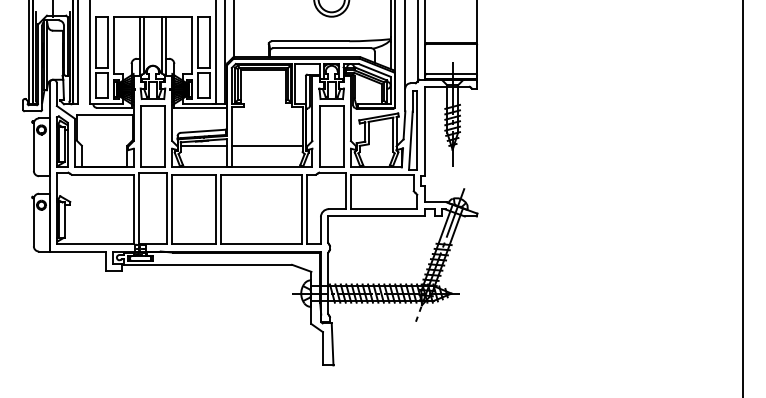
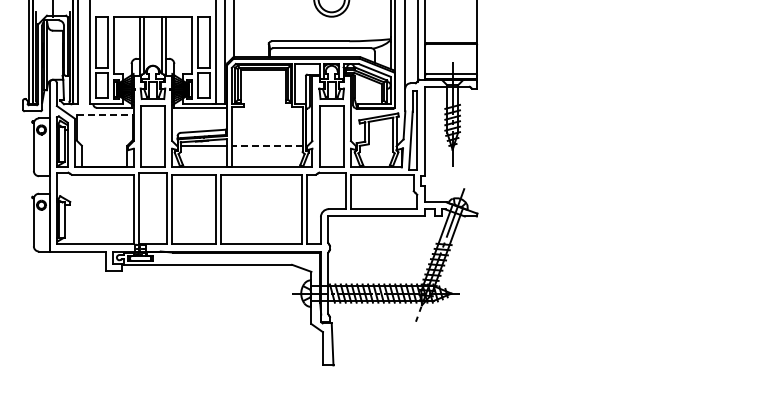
line: solid -> dashed (105, 114)
line: solid -> dashed (266, 146)
line: present -> none (743, 198)
